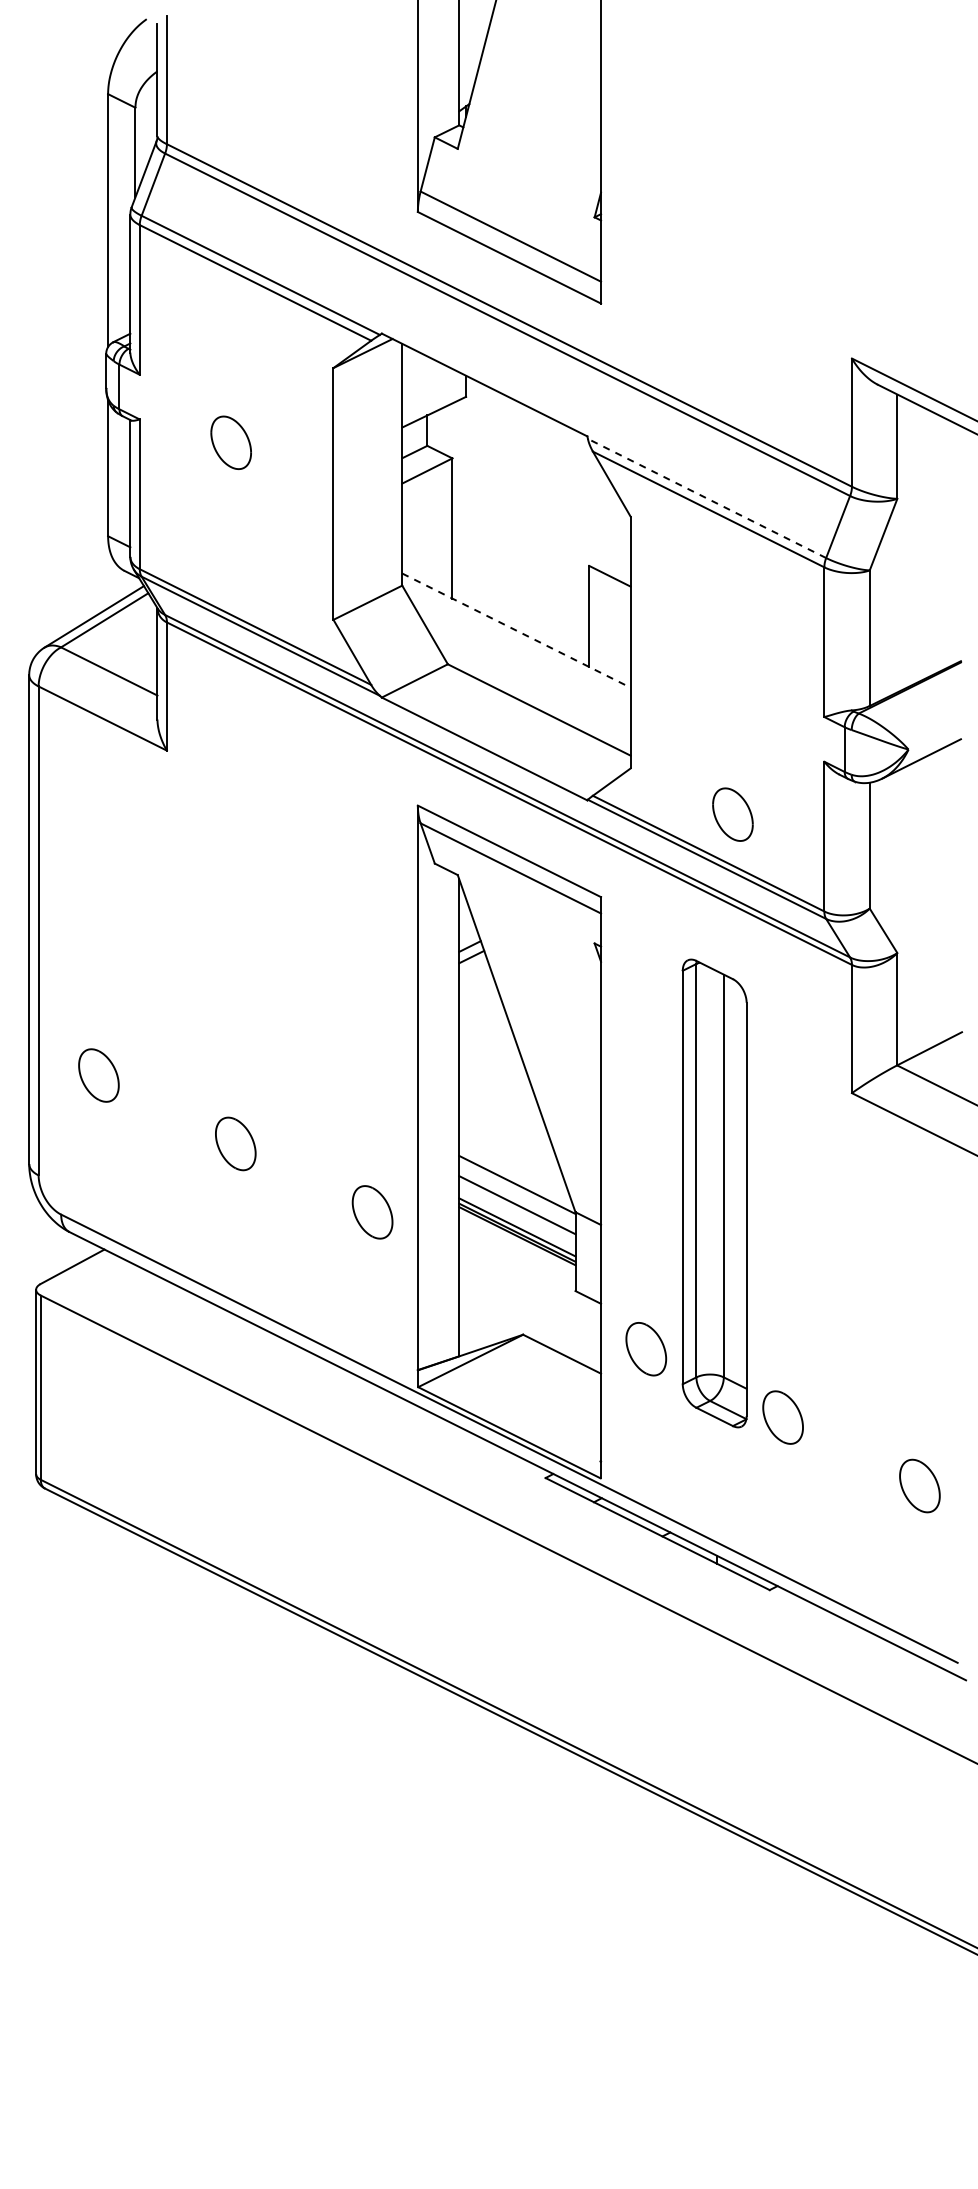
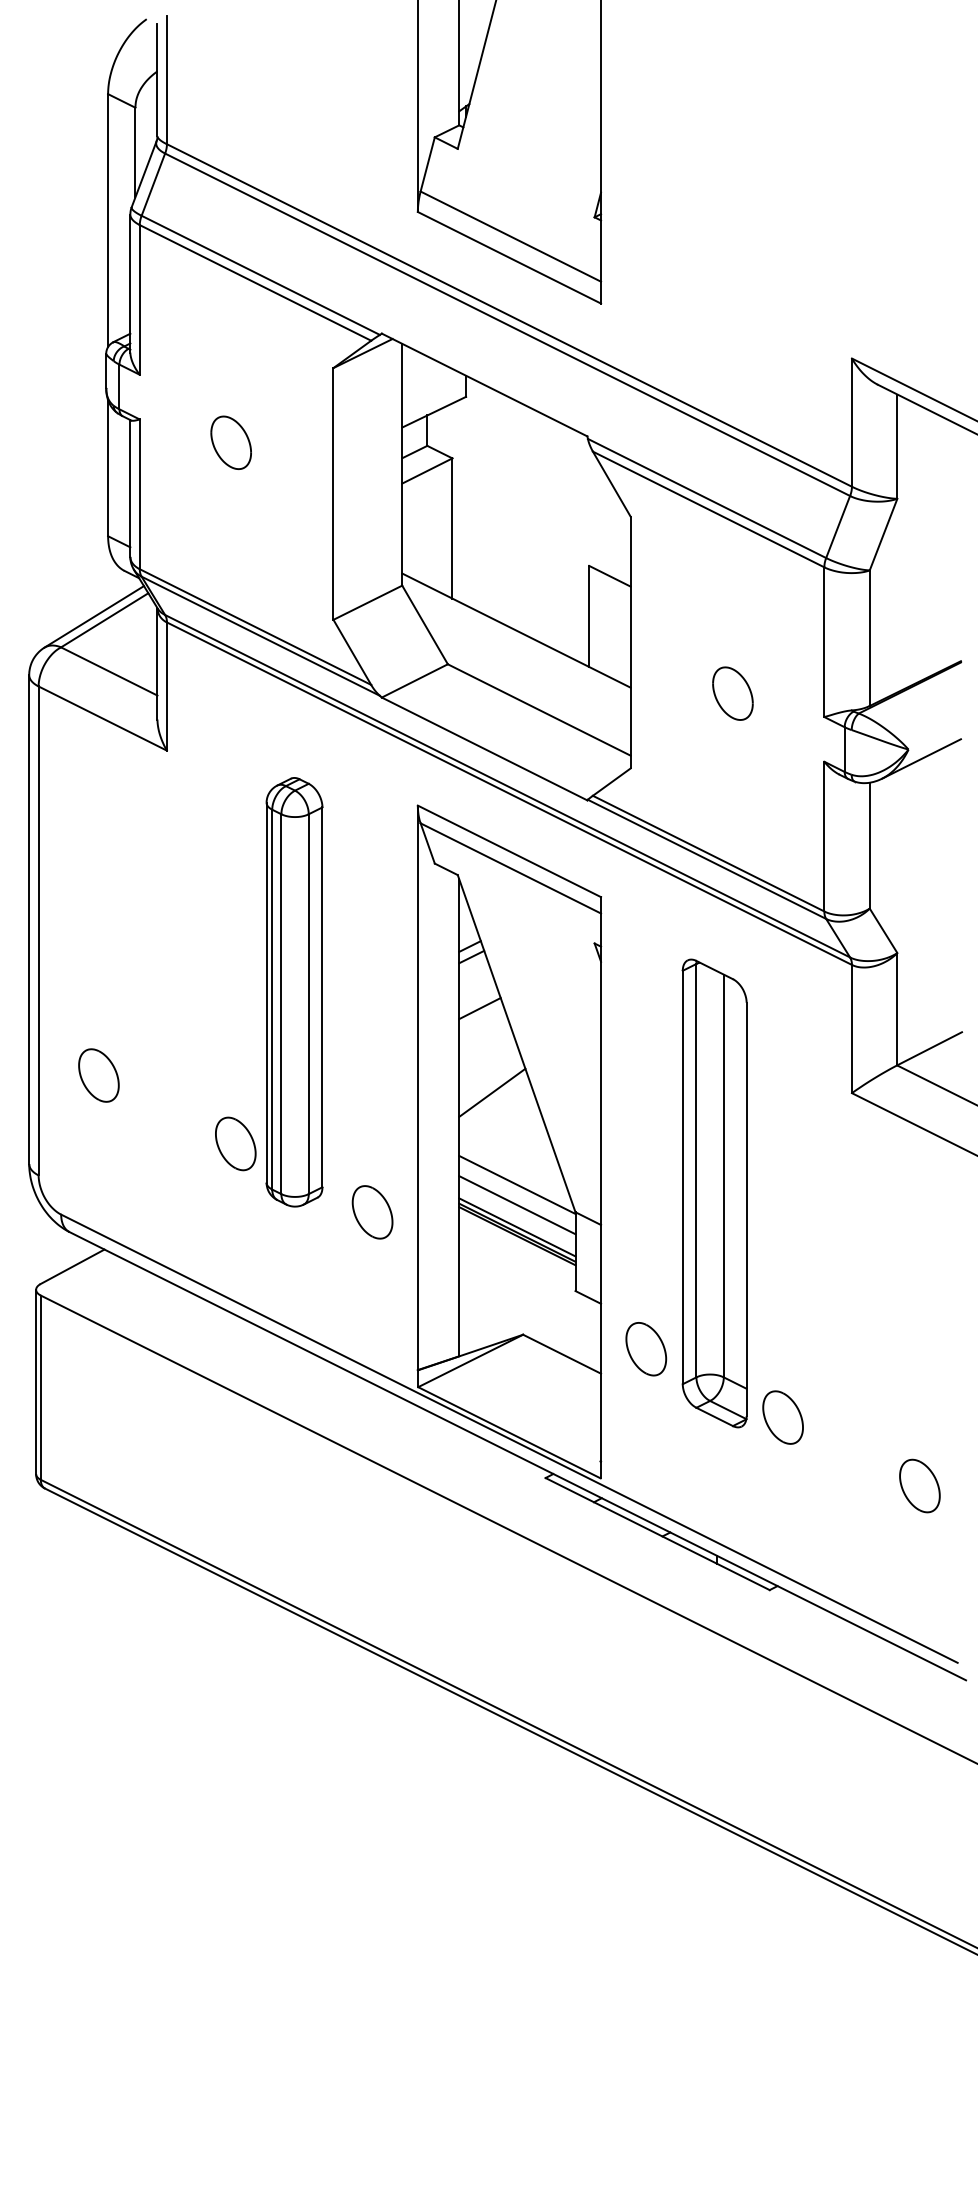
line: dashed -> solid (706, 498)
line: dashed -> solid (516, 630)
part position: (732, 814) -> (732, 693) (732, 693)
part: none -> present (294, 992)
line: none -> present (479, 1008)
line: none -> present (492, 1092)
